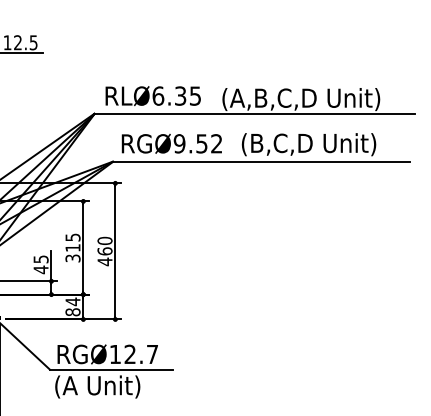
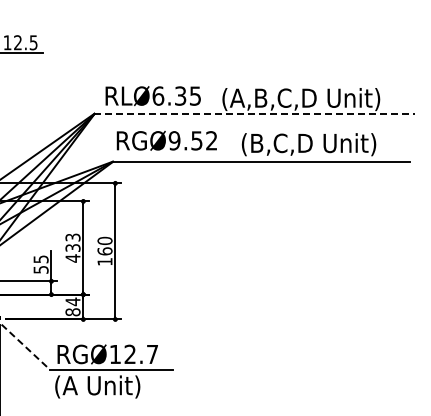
line: solid -> dashed (254, 113)
text position: (171, 143) -> (166, 140) (166, 140)
text: 315 -> 433 (72, 247)
text: 460 -> 160 (104, 261)
text: 45 -> 55 (40, 269)
line: solid -> dashed (25, 346)
